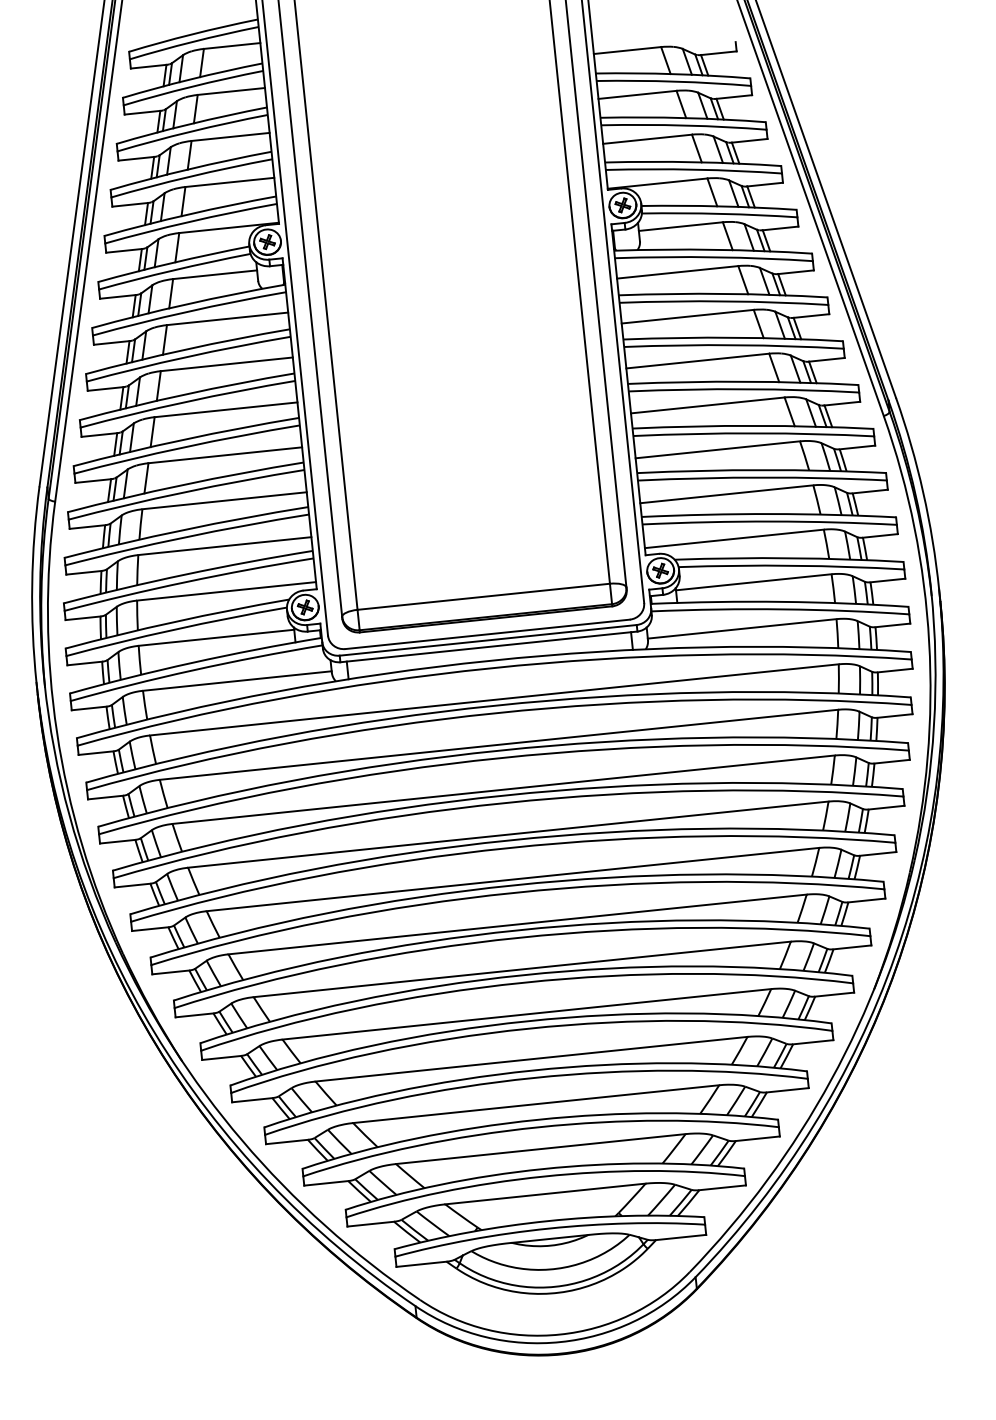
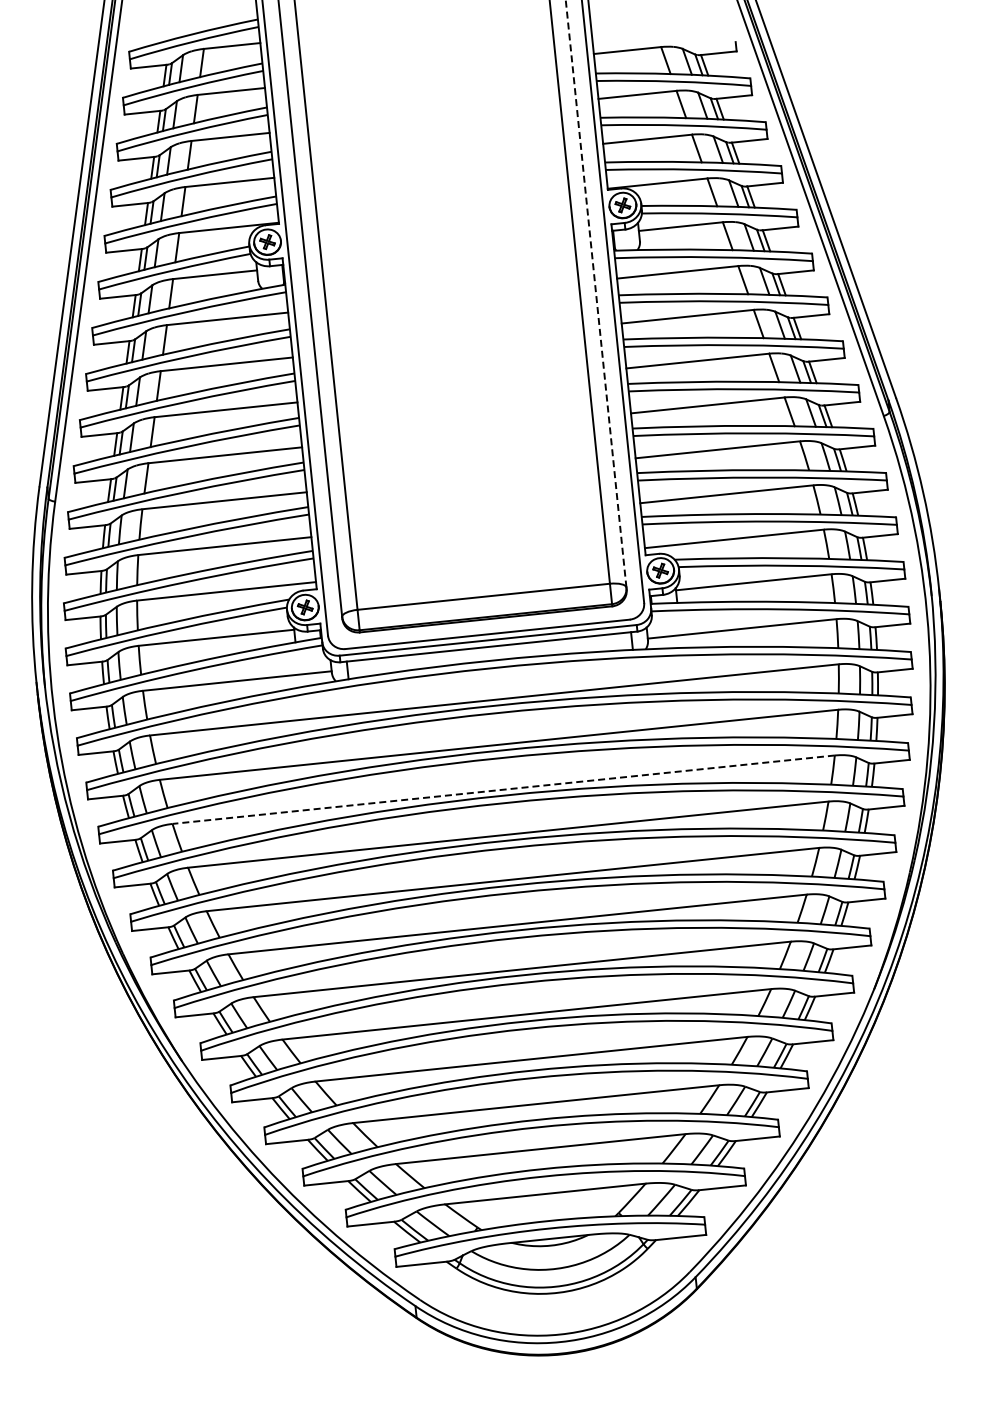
line: solid -> dashed (596, 294)
line: solid -> dashed (503, 789)
